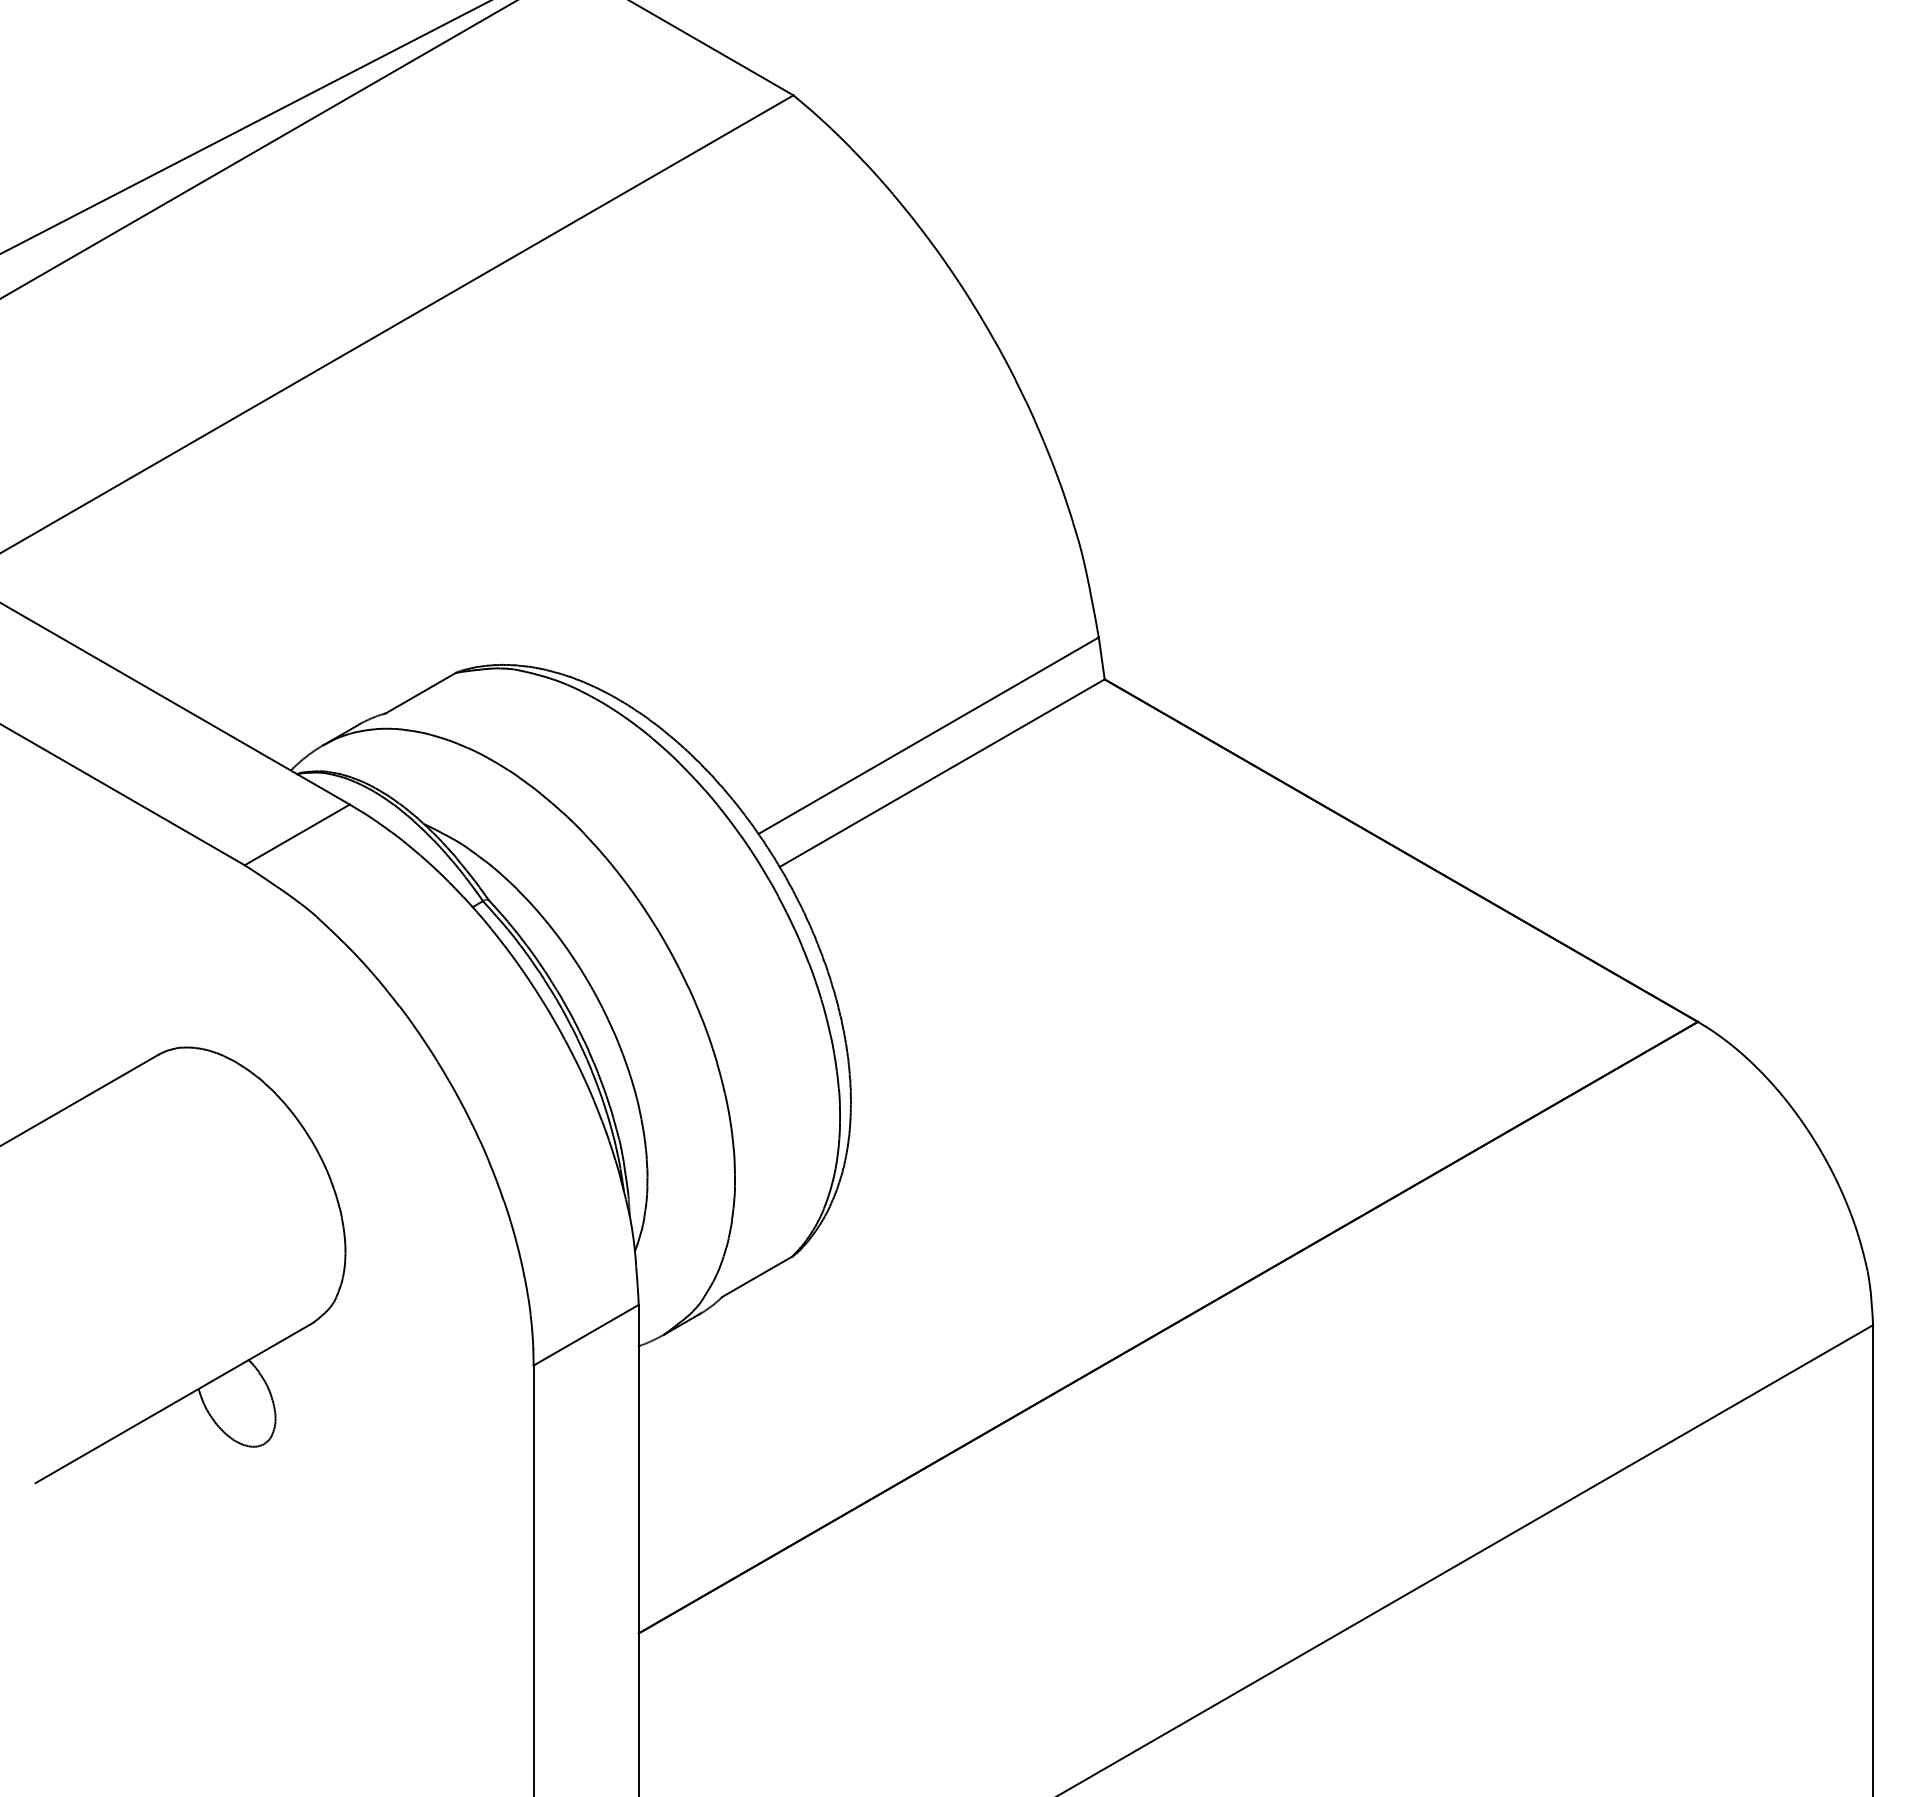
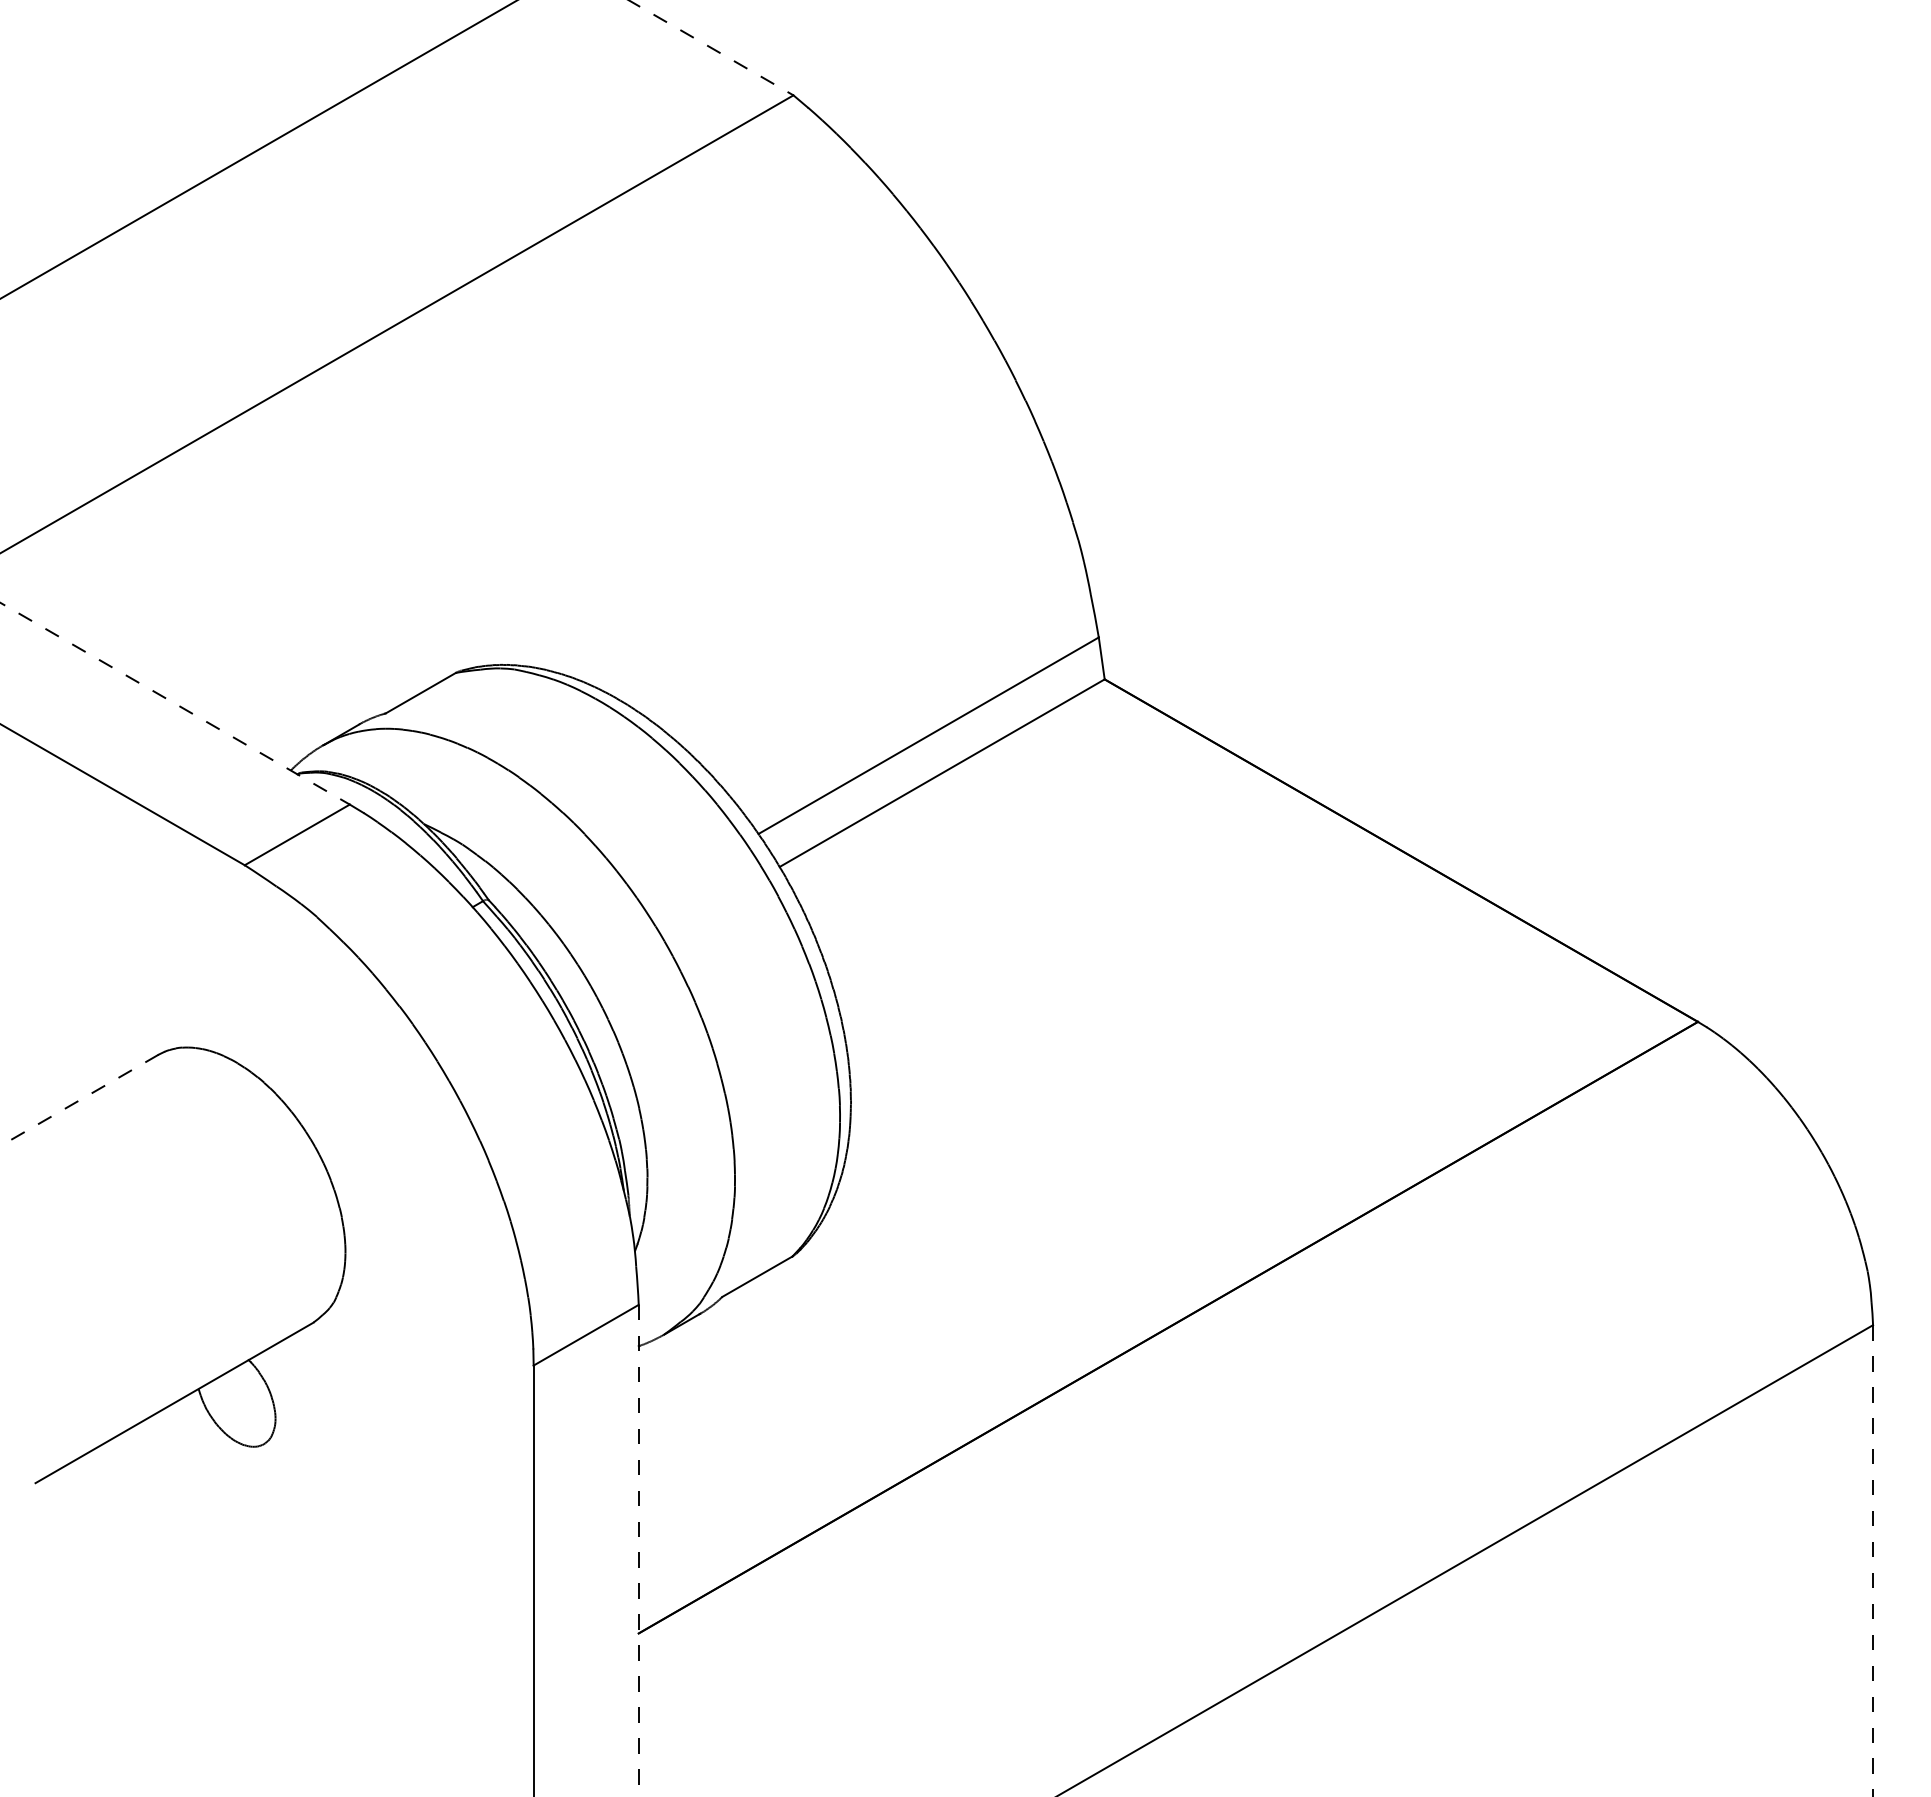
line: solid -> dashed (711, 47)
line: present -> none (244, 127)
line: solid -> dashed (175, 703)
line: solid -> dashed (79, 1100)
line: solid -> dashed (638, 1550)
line: solid -> dashed (1873, 1561)
